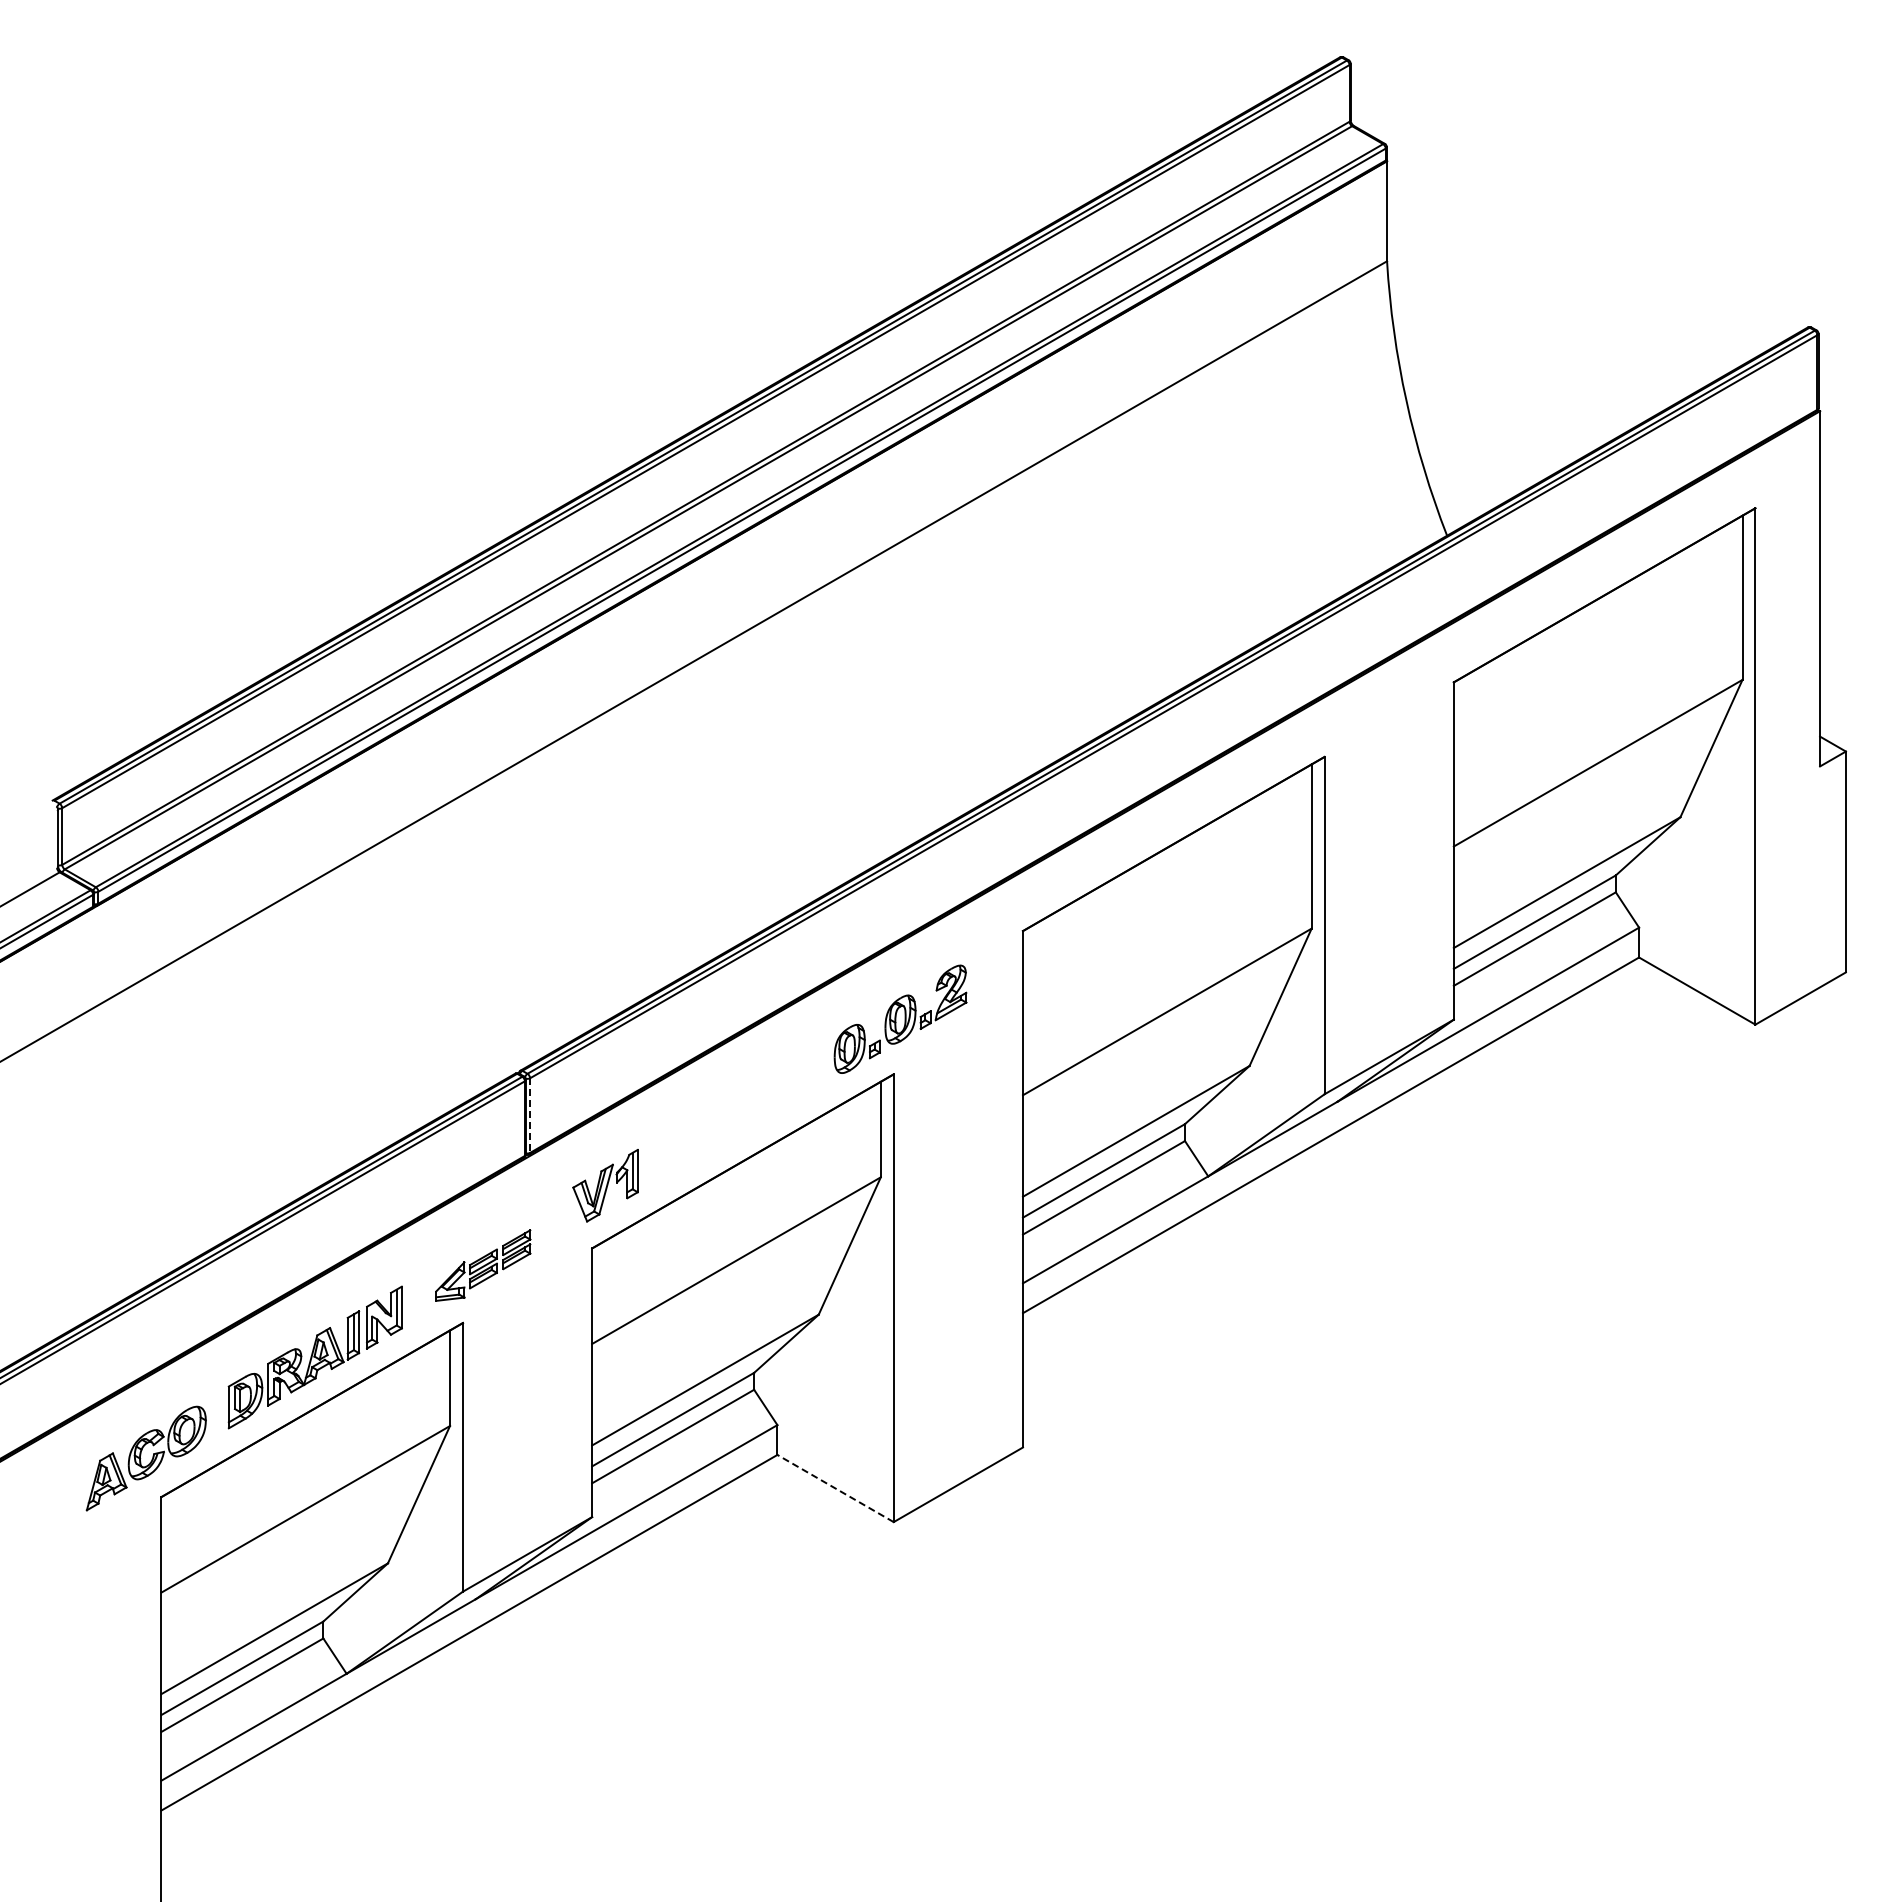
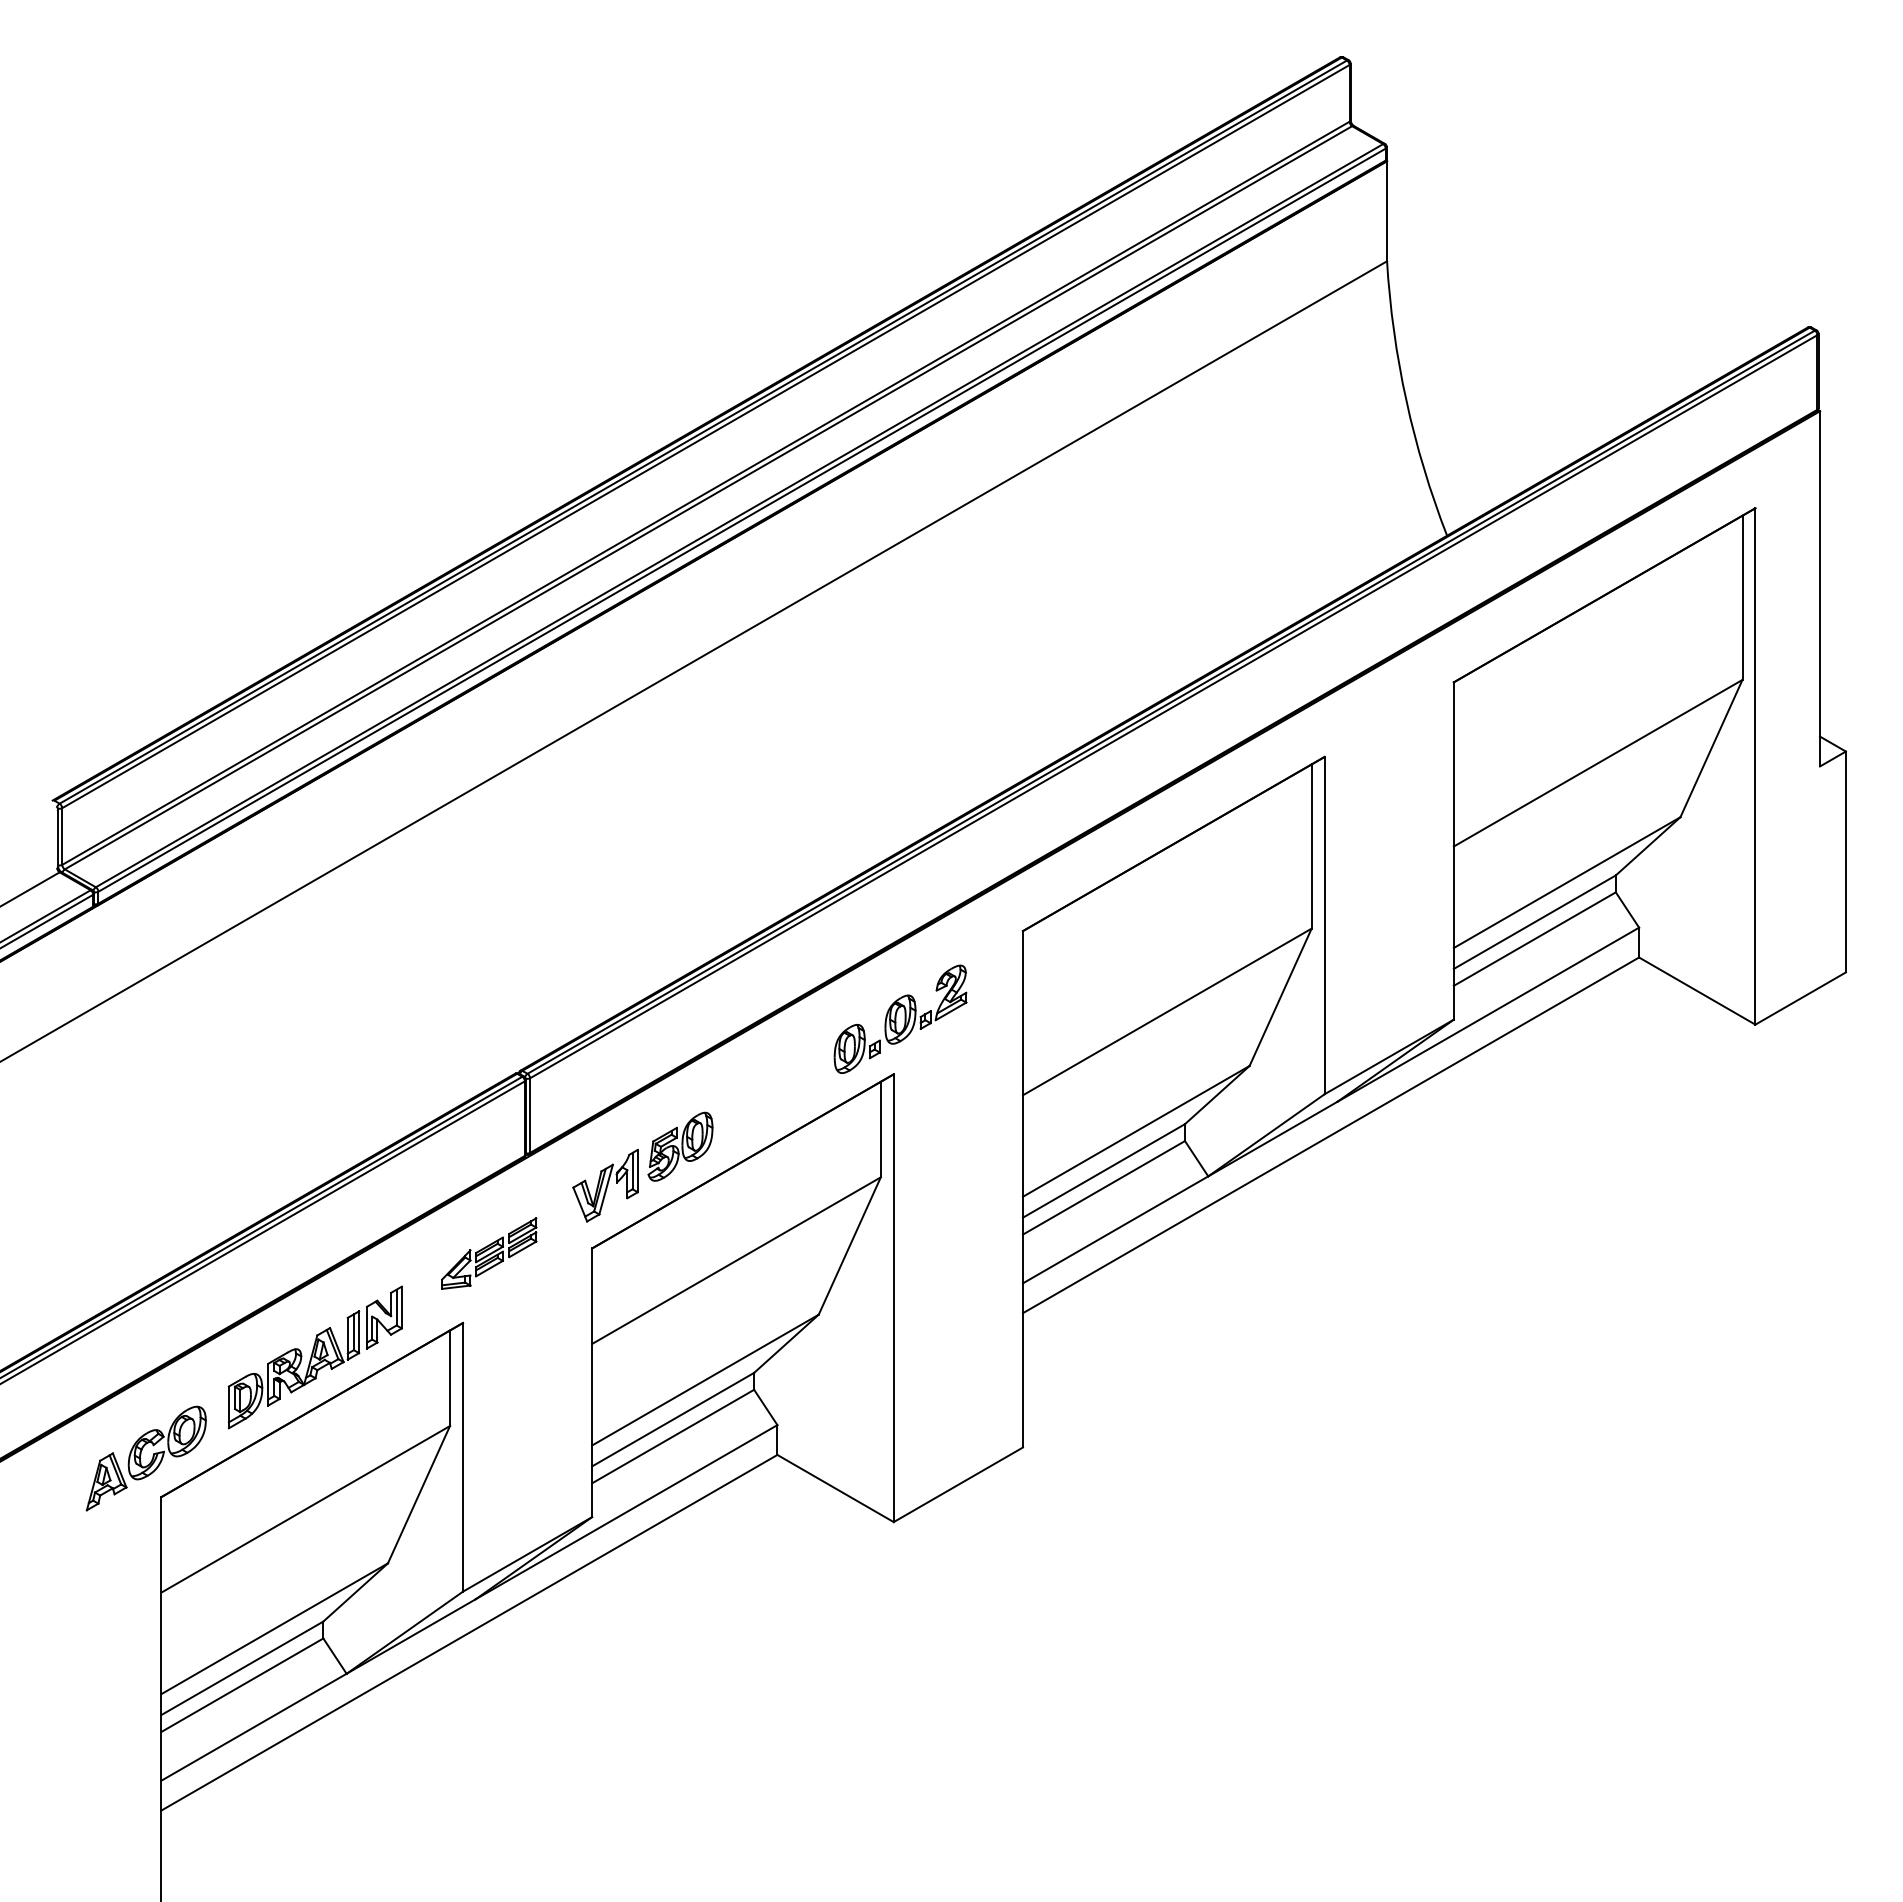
line: dashed -> solid (530, 1116)
part: none -> present (680, 1146)
part position: (483, 1265) -> (489, 1253) (489, 1253)
line: dashed -> solid (835, 1488)
